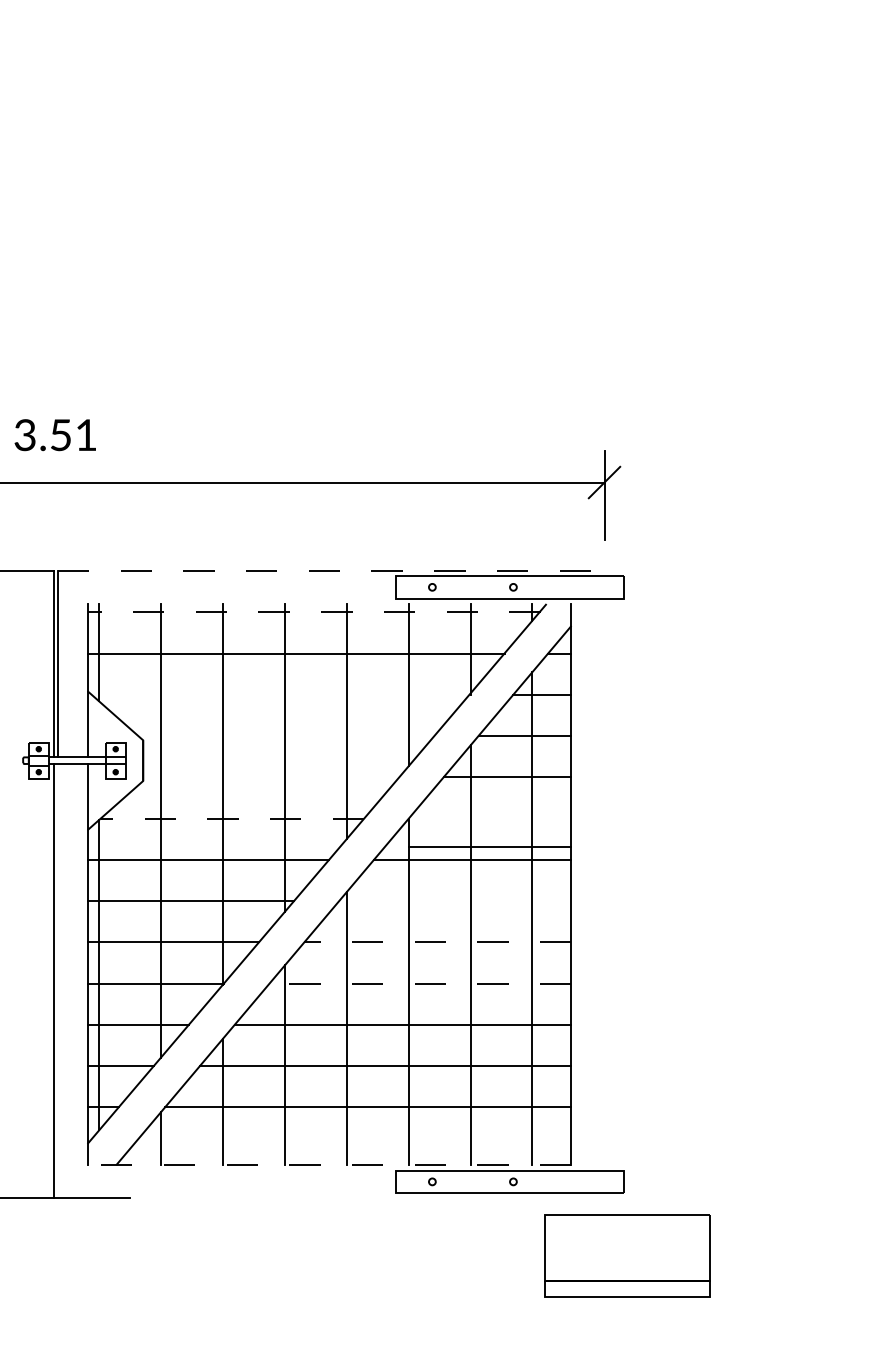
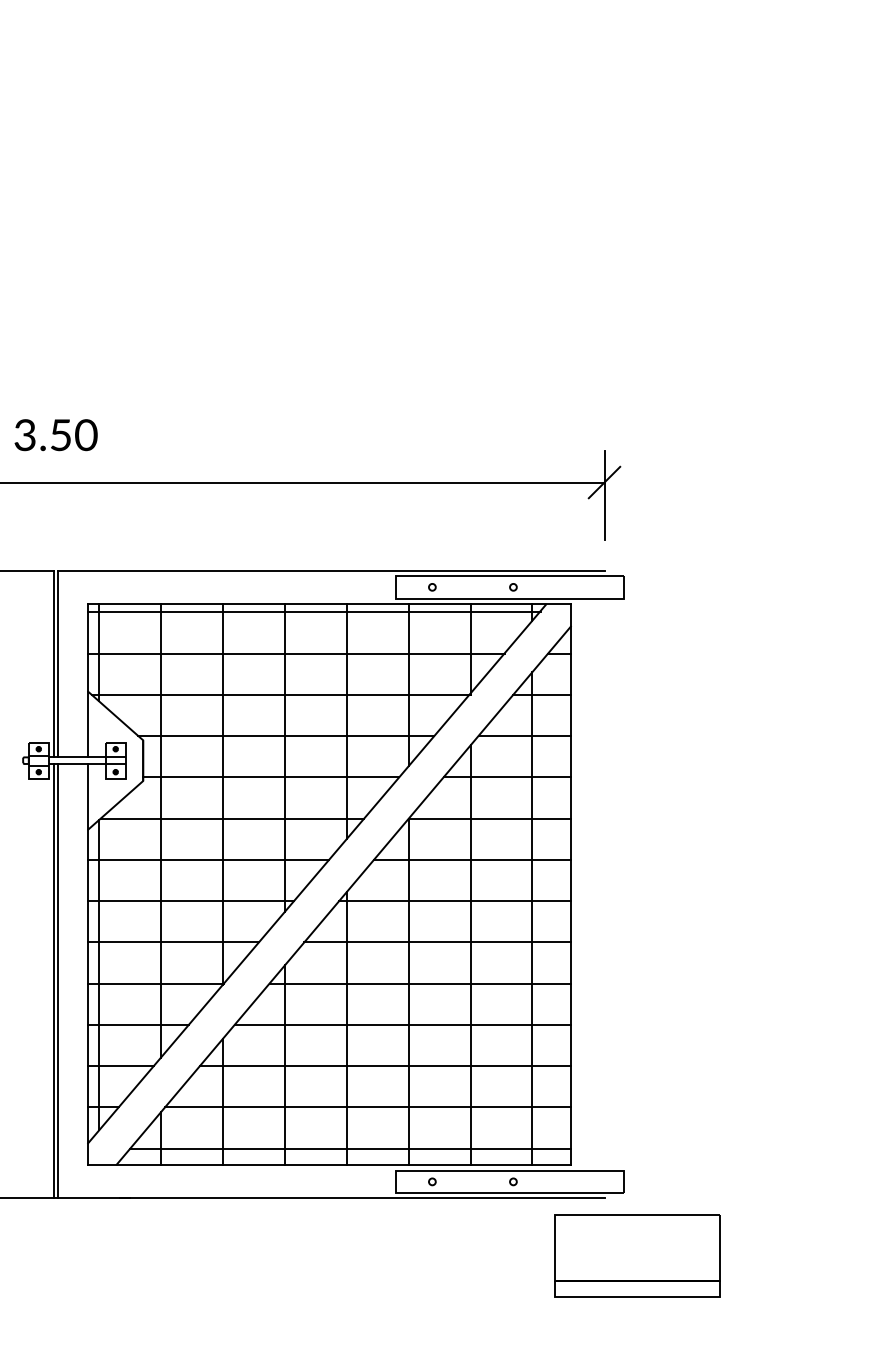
text: 3.51 -> 3.50 (86, 435)
line: dashed -> solid (331, 571)
line: none -> present (329, 604)
line: dashed -> solid (314, 612)
line: none -> present (280, 694)
line: none -> present (286, 736)
line: none -> present (271, 777)
line: dashed -> solid (232, 818)
line position: (489, 846) -> (489, 818) (489, 818)
line: none -> present (455, 901)
line: dashed -> solid (437, 942)
line: none -> present (57, 980)
line: dashed -> solid (420, 983)
line: none -> present (350, 1148)
line: dashed -> solid (329, 1165)
line: none -> present (362, 1198)
part position: (627, 1255) -> (637, 1255) (637, 1255)
